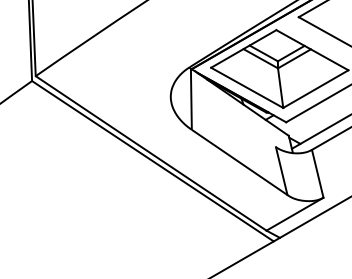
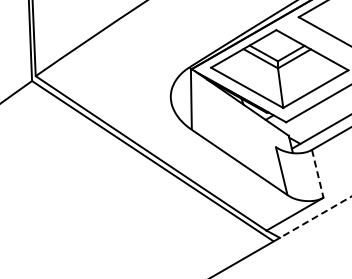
line: solid -> dashed (317, 173)
line: solid -> dashed (312, 218)
